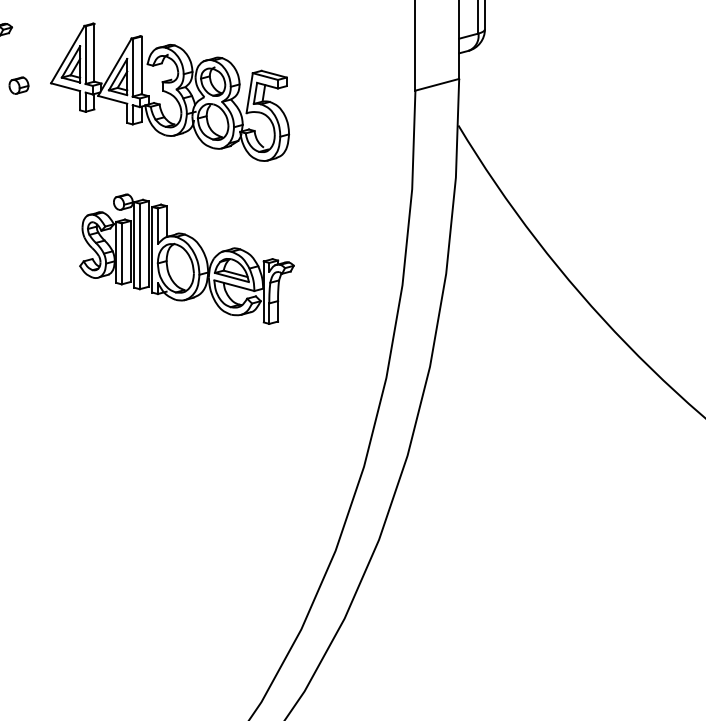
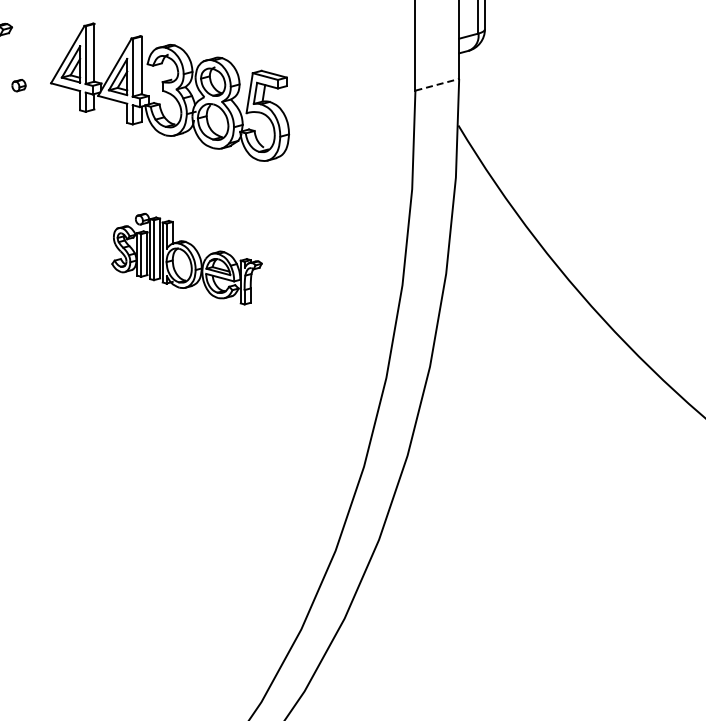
line: solid -> dashed (437, 84)
part size: 22x19 px -> 16x14 px (18, 85)
part size: 216x132 px -> 152x93 px (186, 259)
